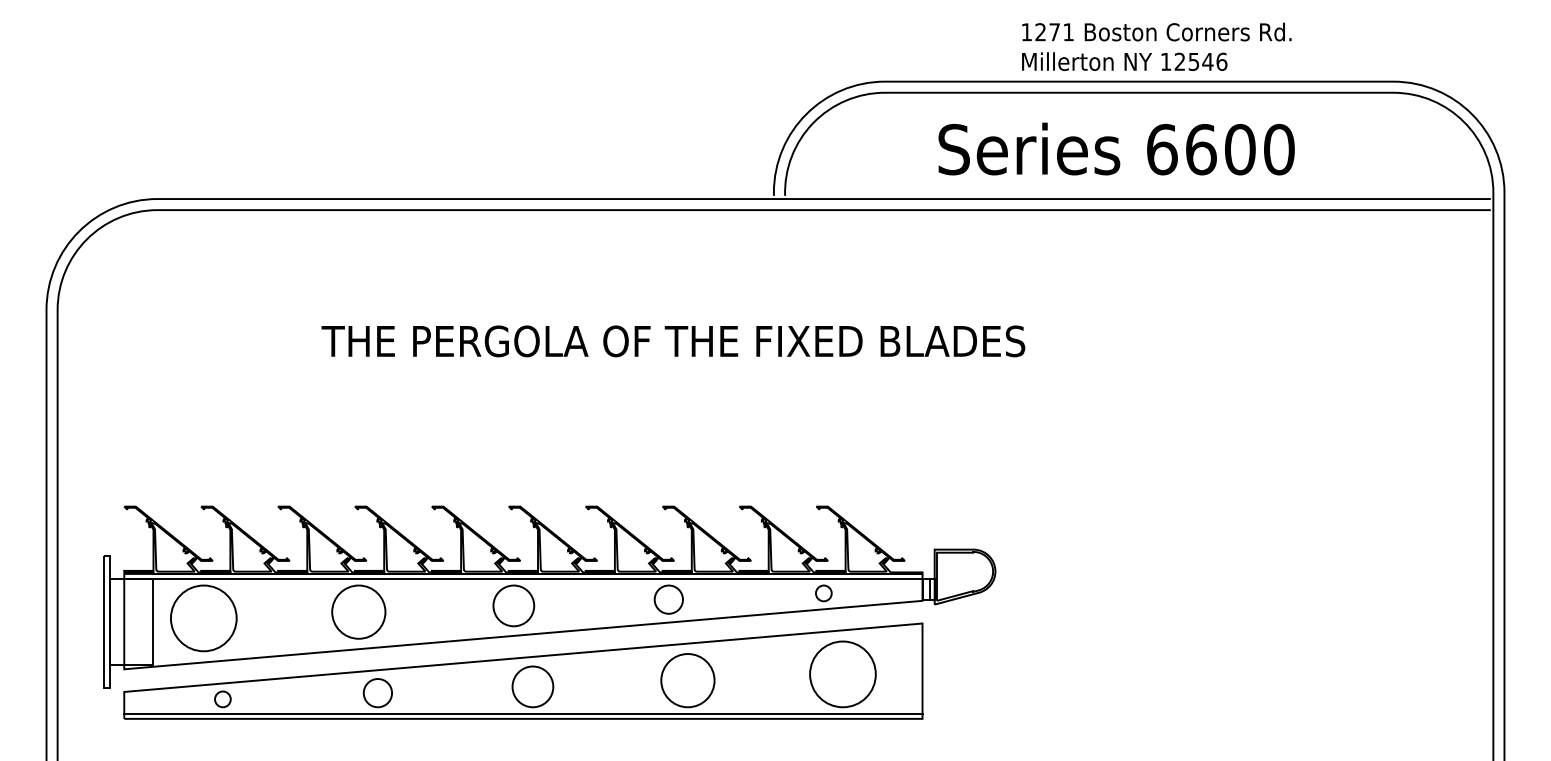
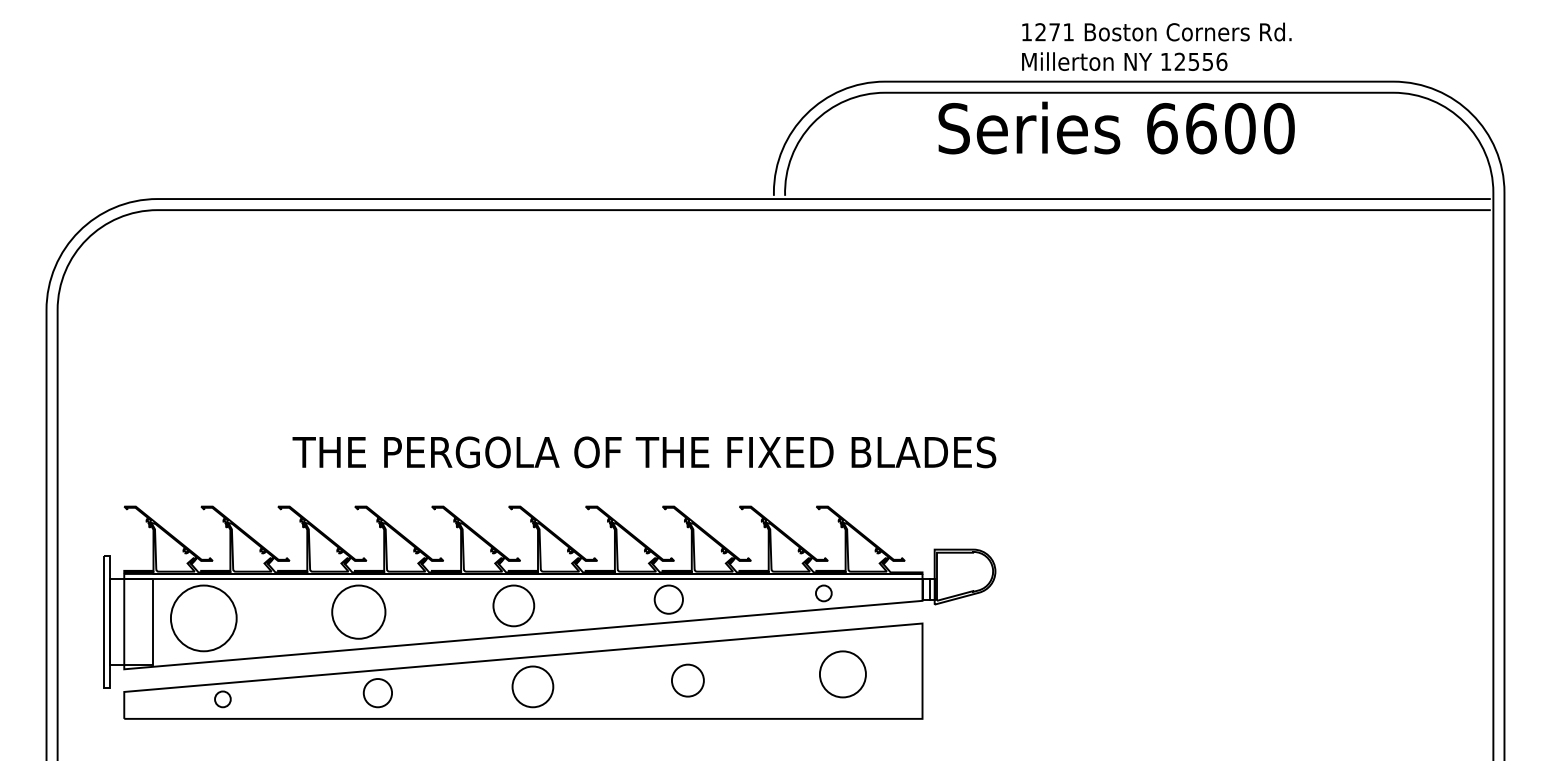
text: 12546 -> 12556 (1207, 61)
text position: (1116, 148) -> (1116, 127) (1116, 127)
text position: (673, 341) -> (644, 452) (644, 452)
circle diameter: 66 px -> 46 px (842, 674)
circle diameter: 53 px -> 32 px (687, 680)
line: present -> none (523, 714)
